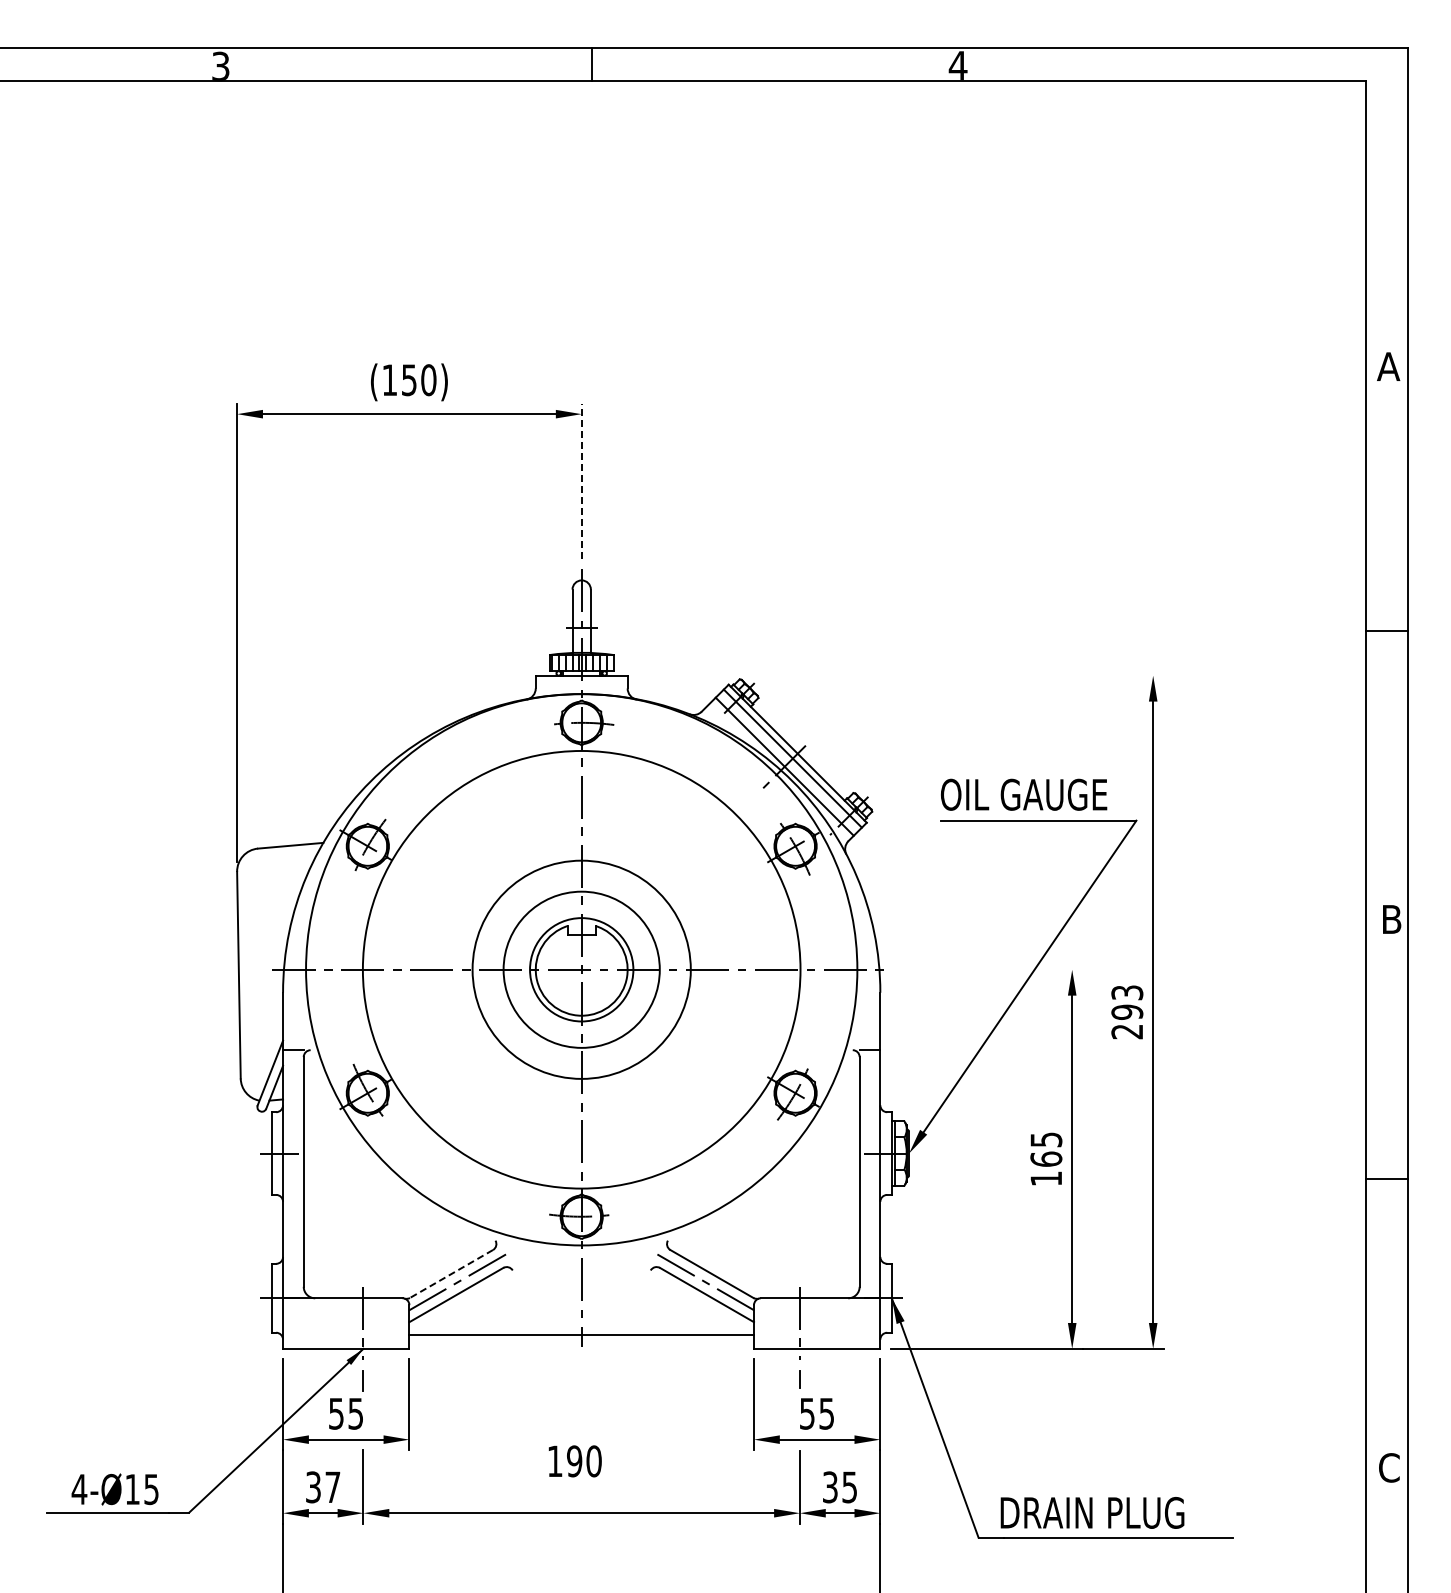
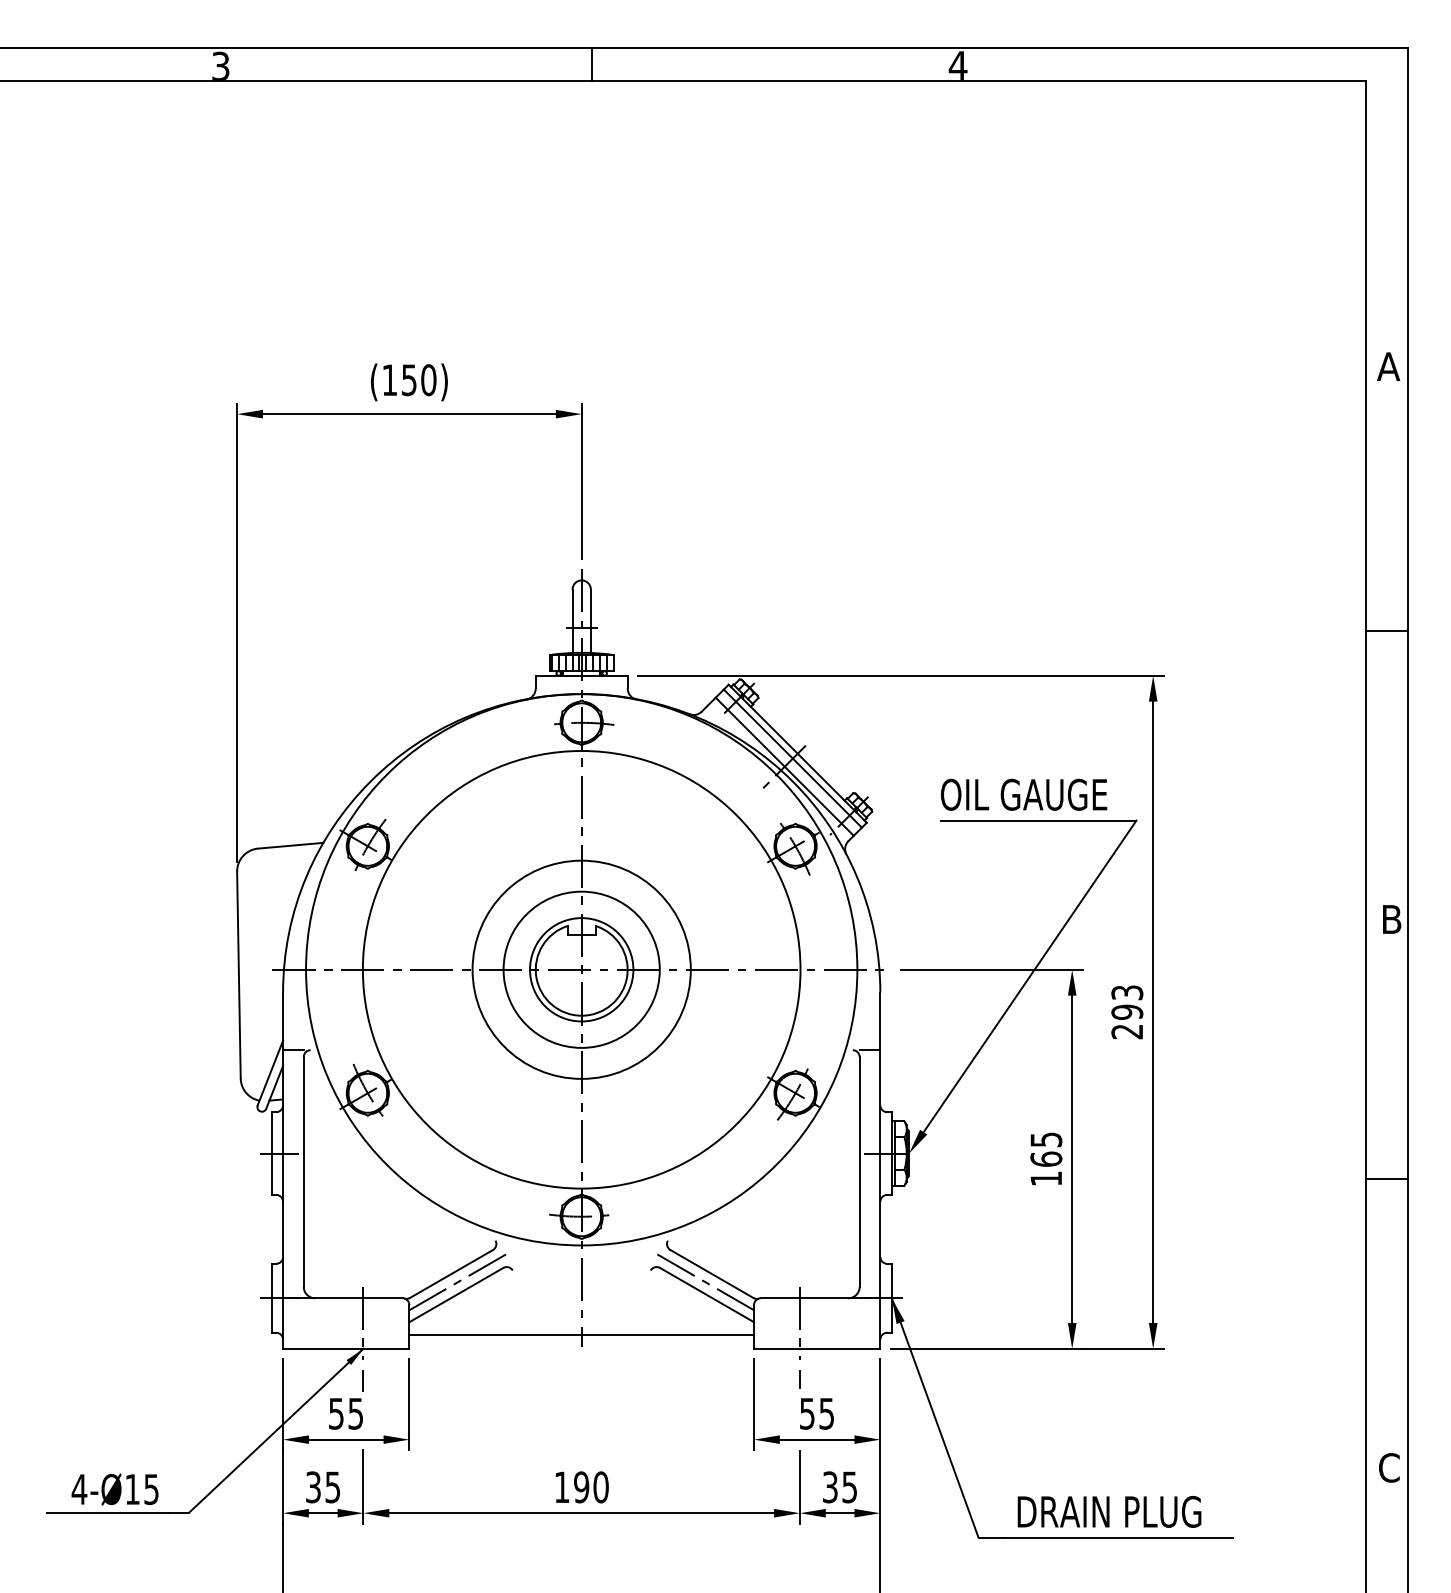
line: dashed -> solid (581, 480)
line: none -> present (900, 675)
line: none -> present (991, 969)
line: dashed -> solid (451, 1274)
text position: (574, 1461) -> (581, 1487) (581, 1487)
text: 37 -> 35 (332, 1487)
text position: (1092, 1512) -> (1109, 1511) (1109, 1511)
